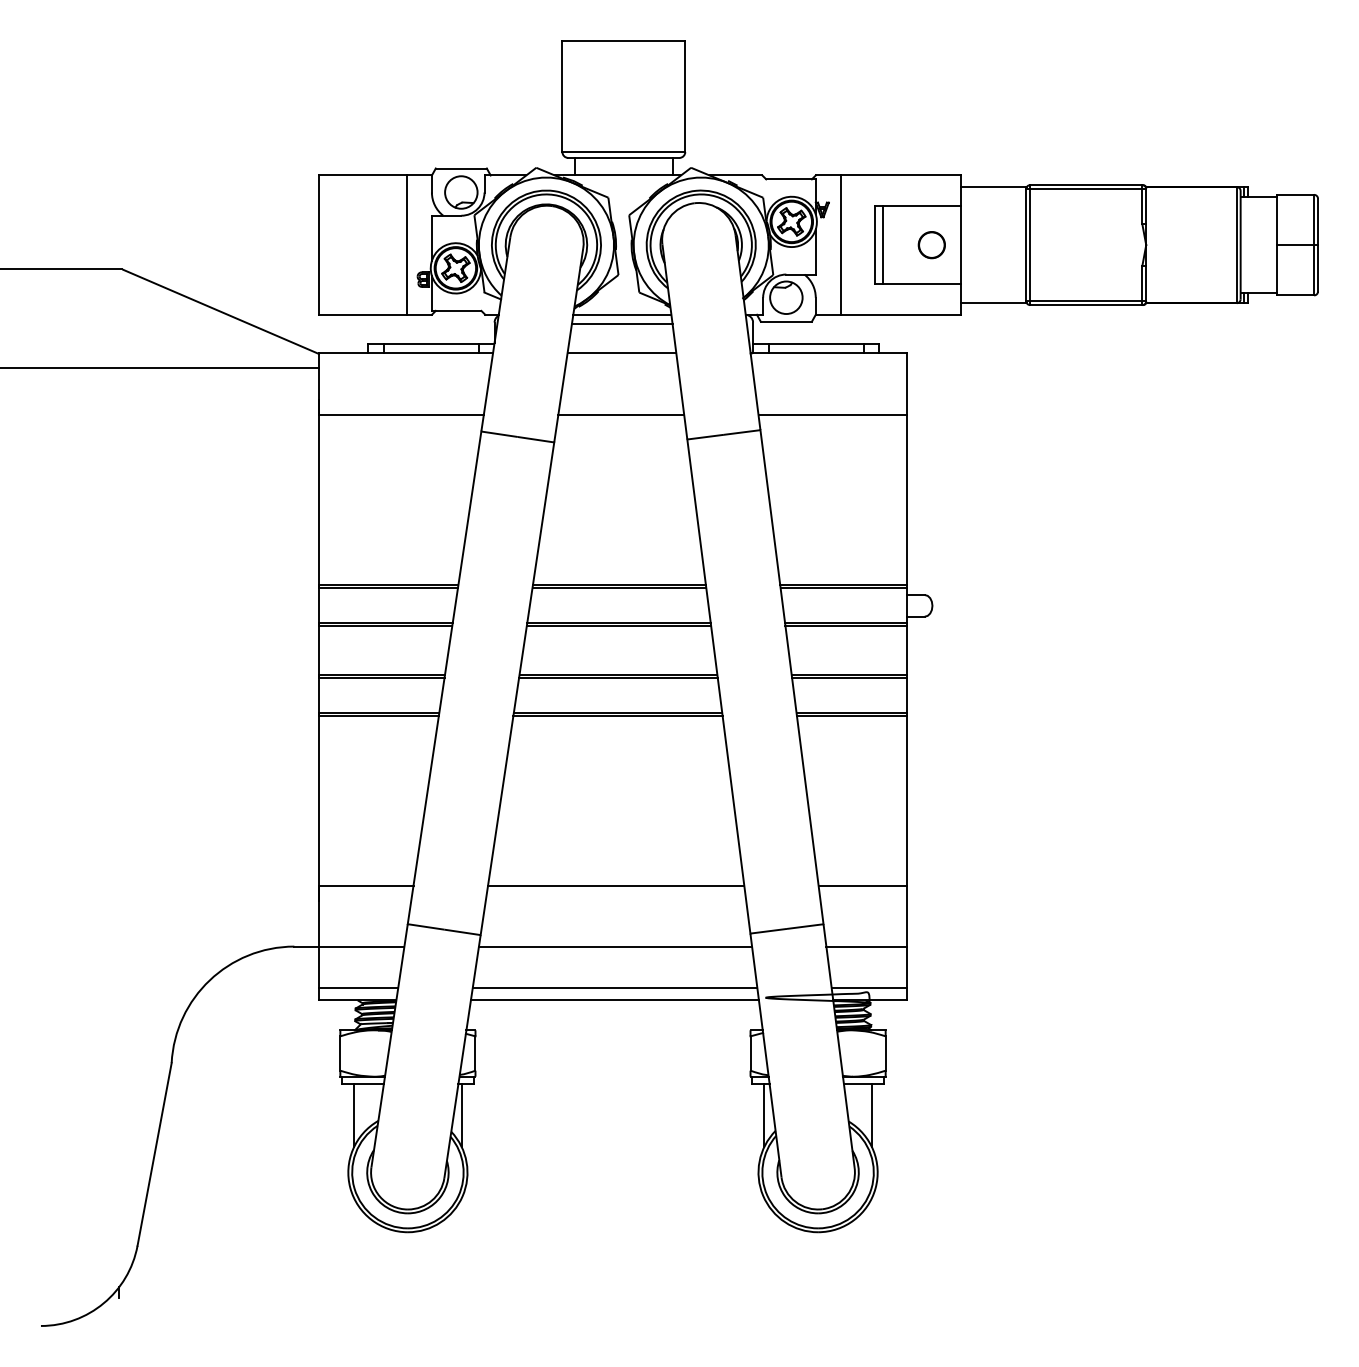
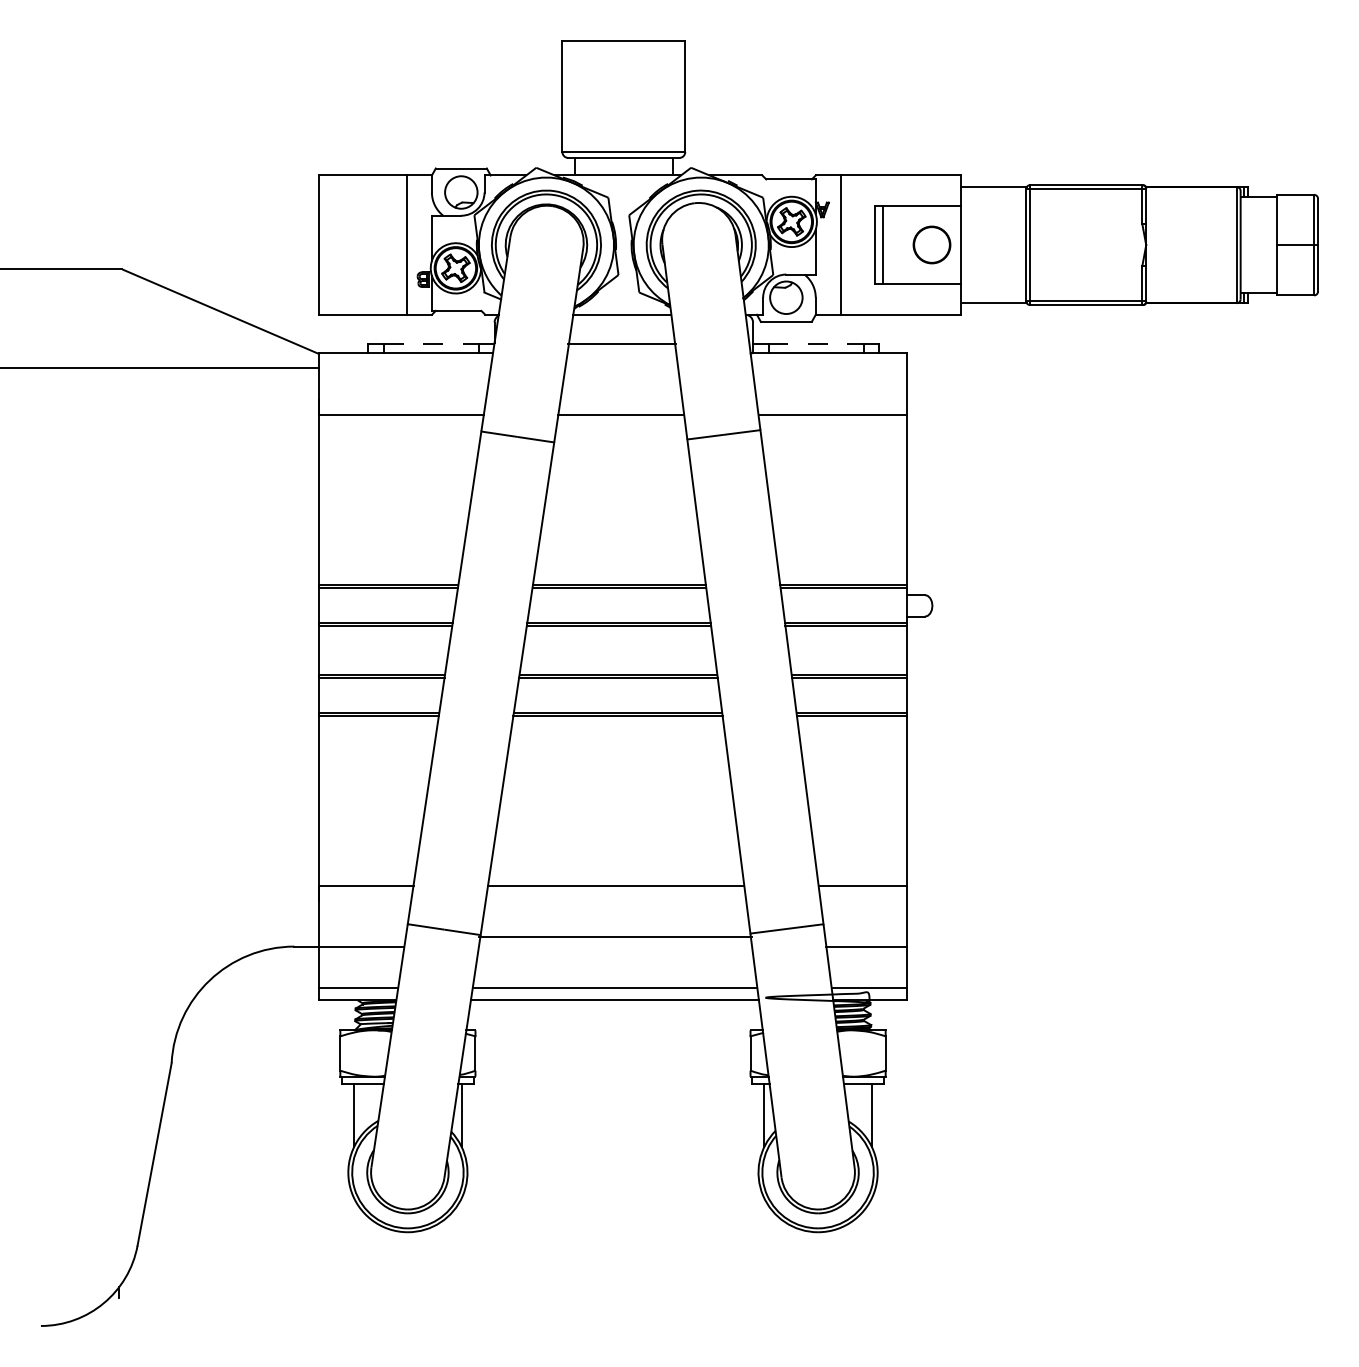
circle size: 29x29 px -> 40x40 px (931, 244)
line: present -> none (621, 324)
line: solid -> dashed (431, 344)
line: solid -> dashed (816, 344)
line position: (621, 353) -> (621, 344) (621, 344)
line position: (615, 947) -> (615, 937) (615, 937)
